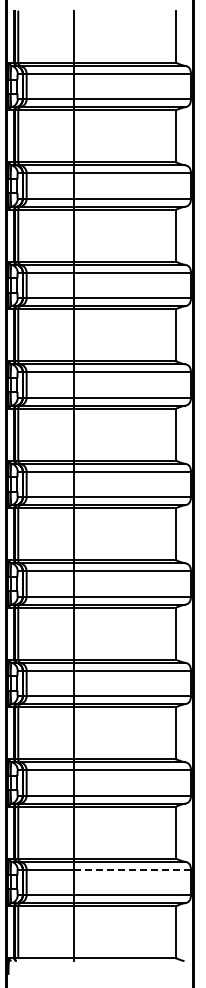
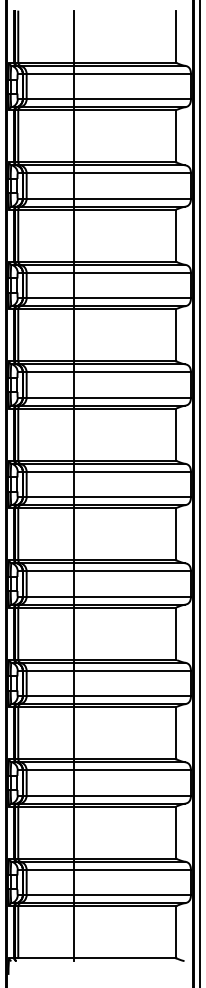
line: none -> present (199, 493)
line: dashed -> solid (133, 869)
